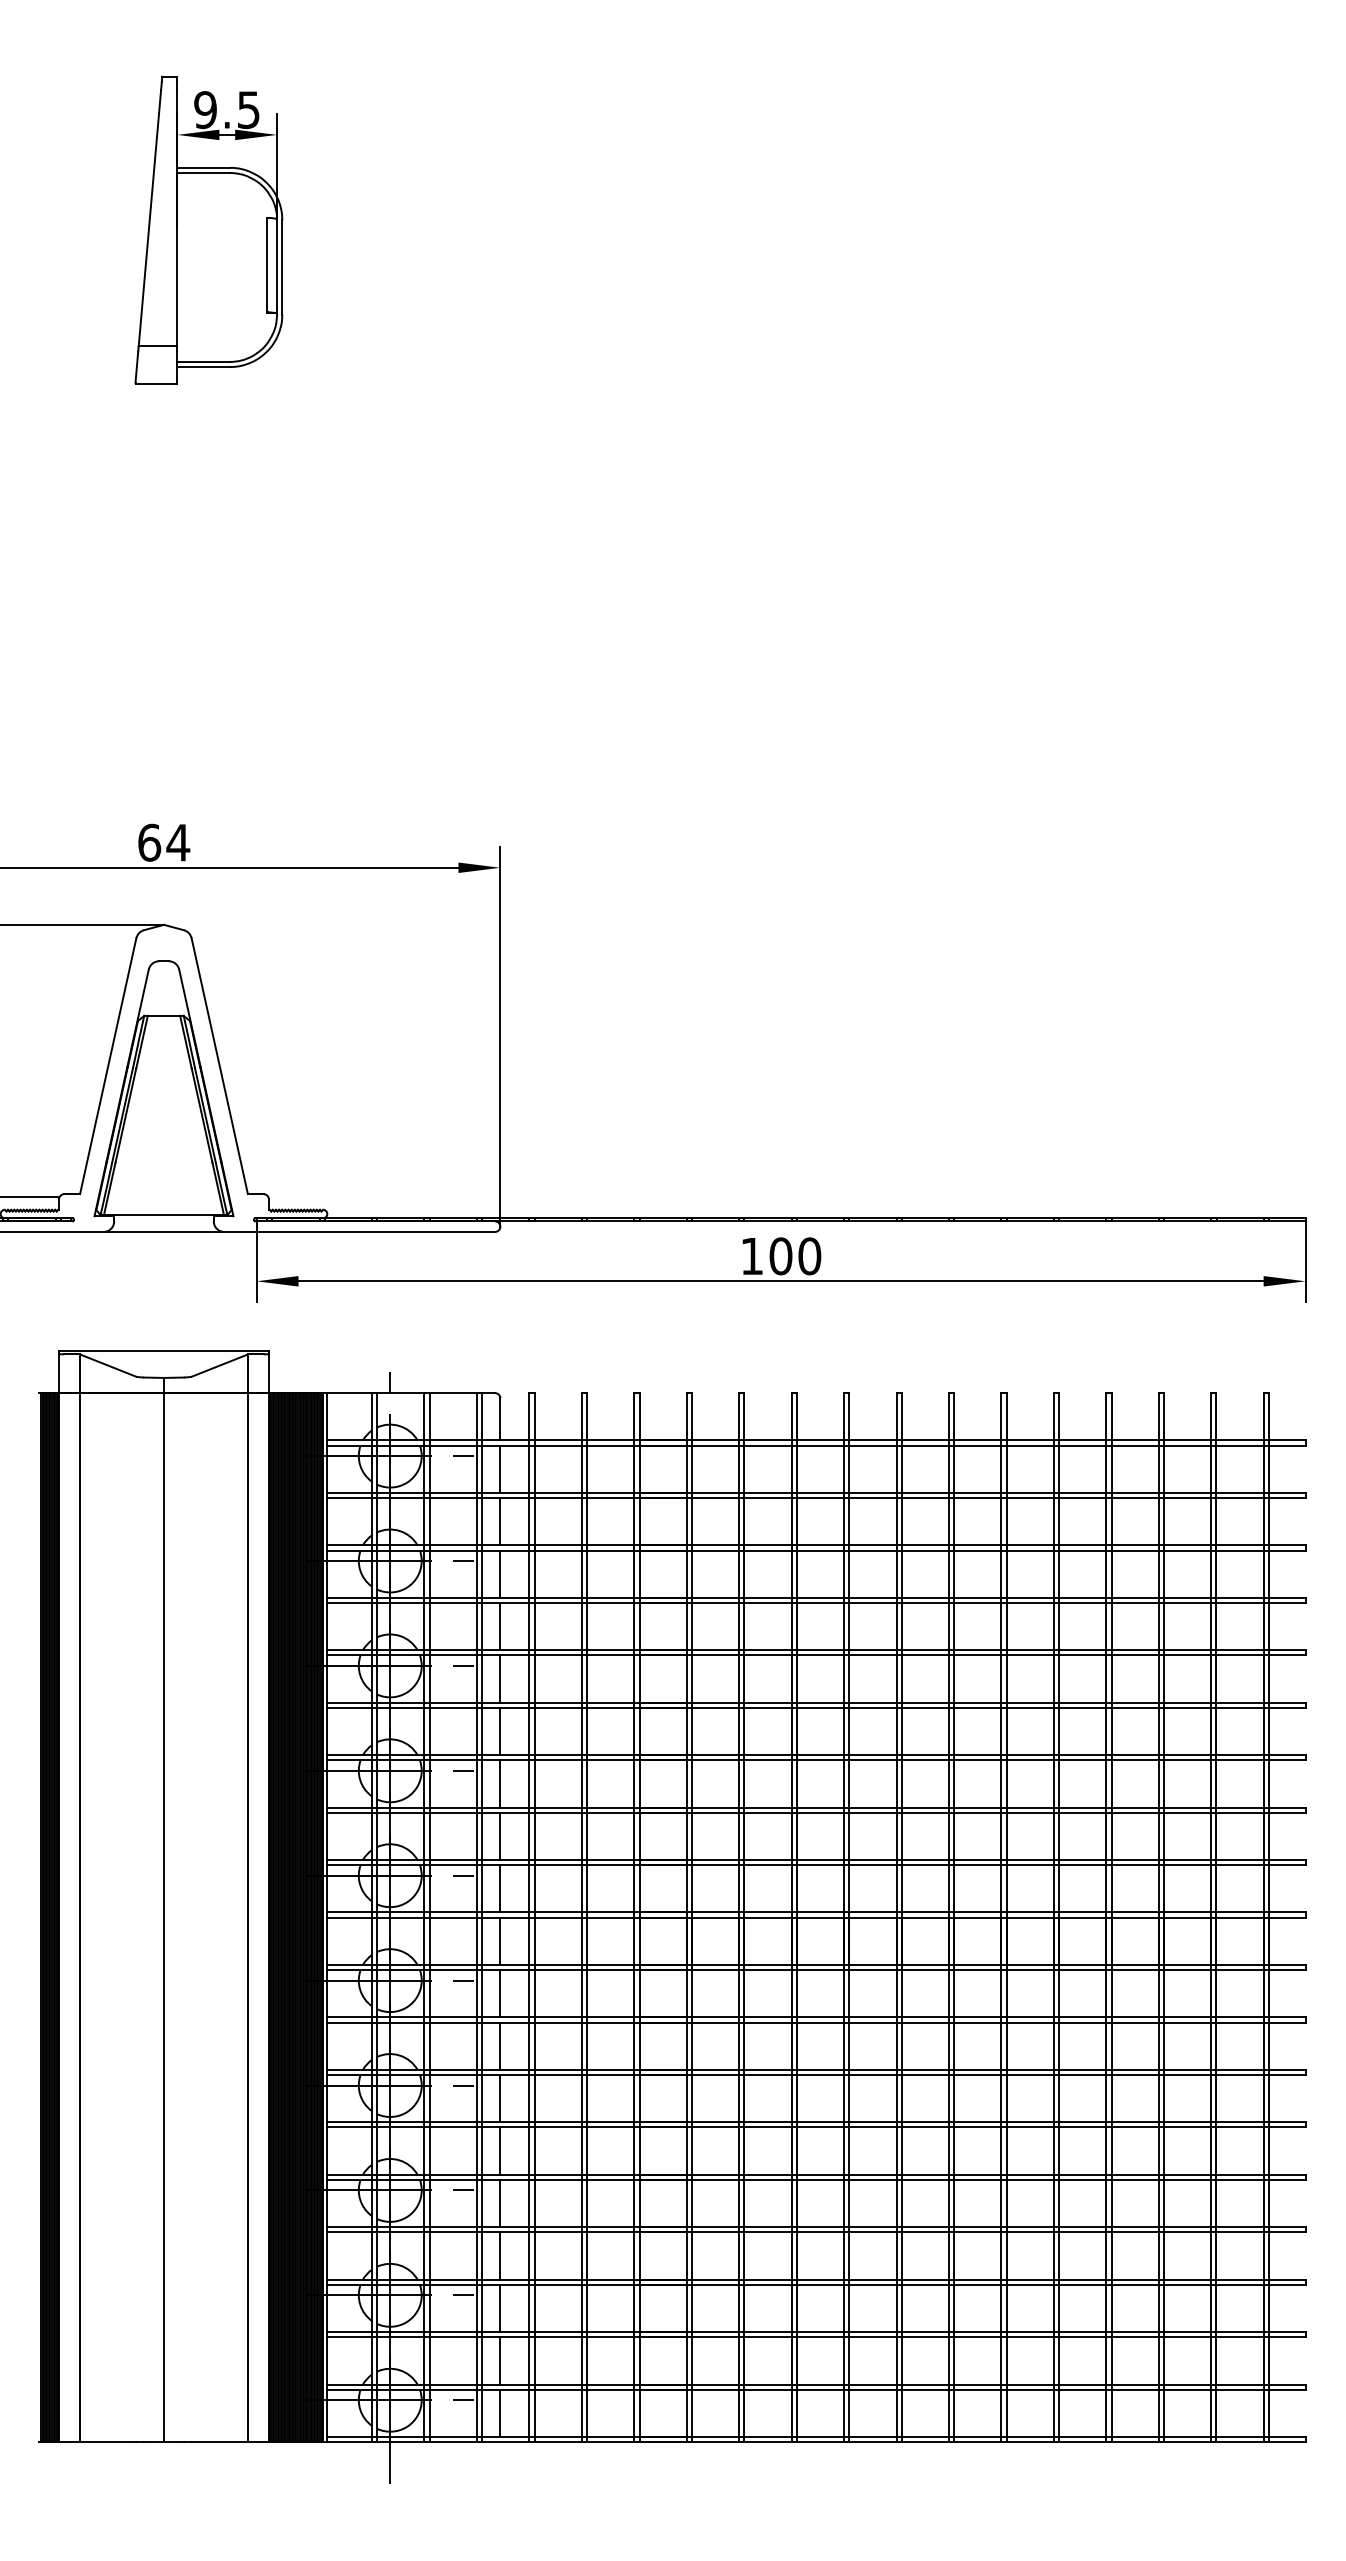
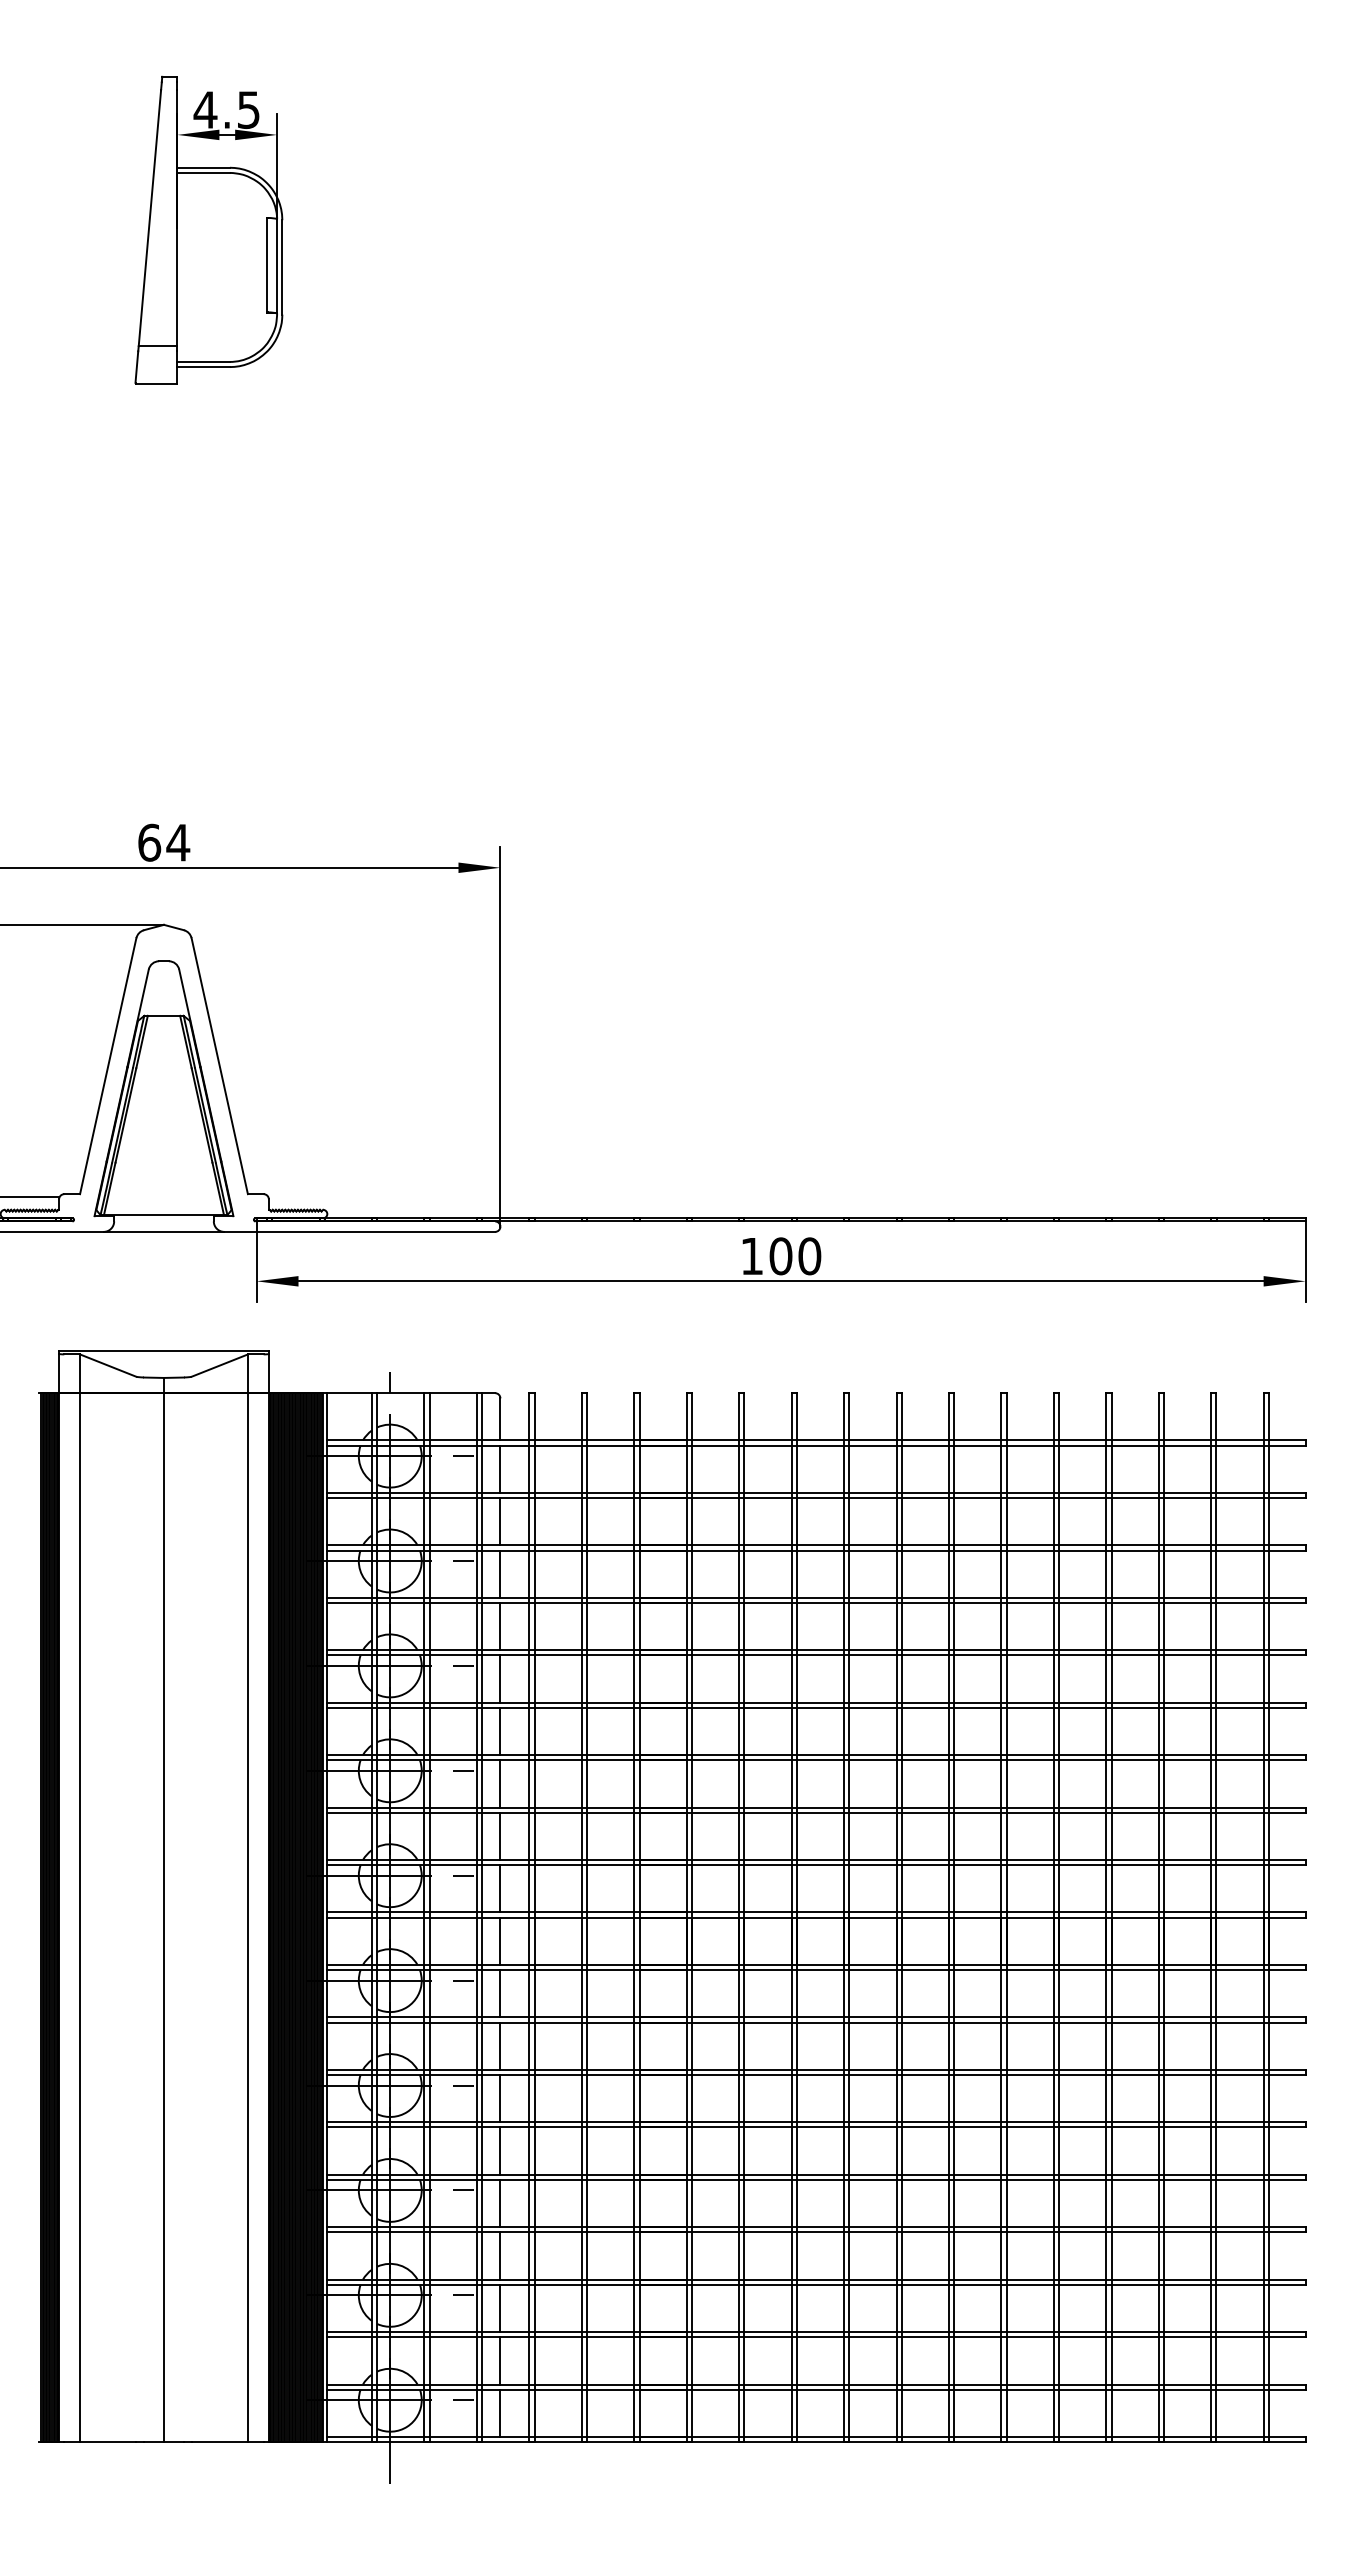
text: 9.5 -> 4.5 (205, 110)
